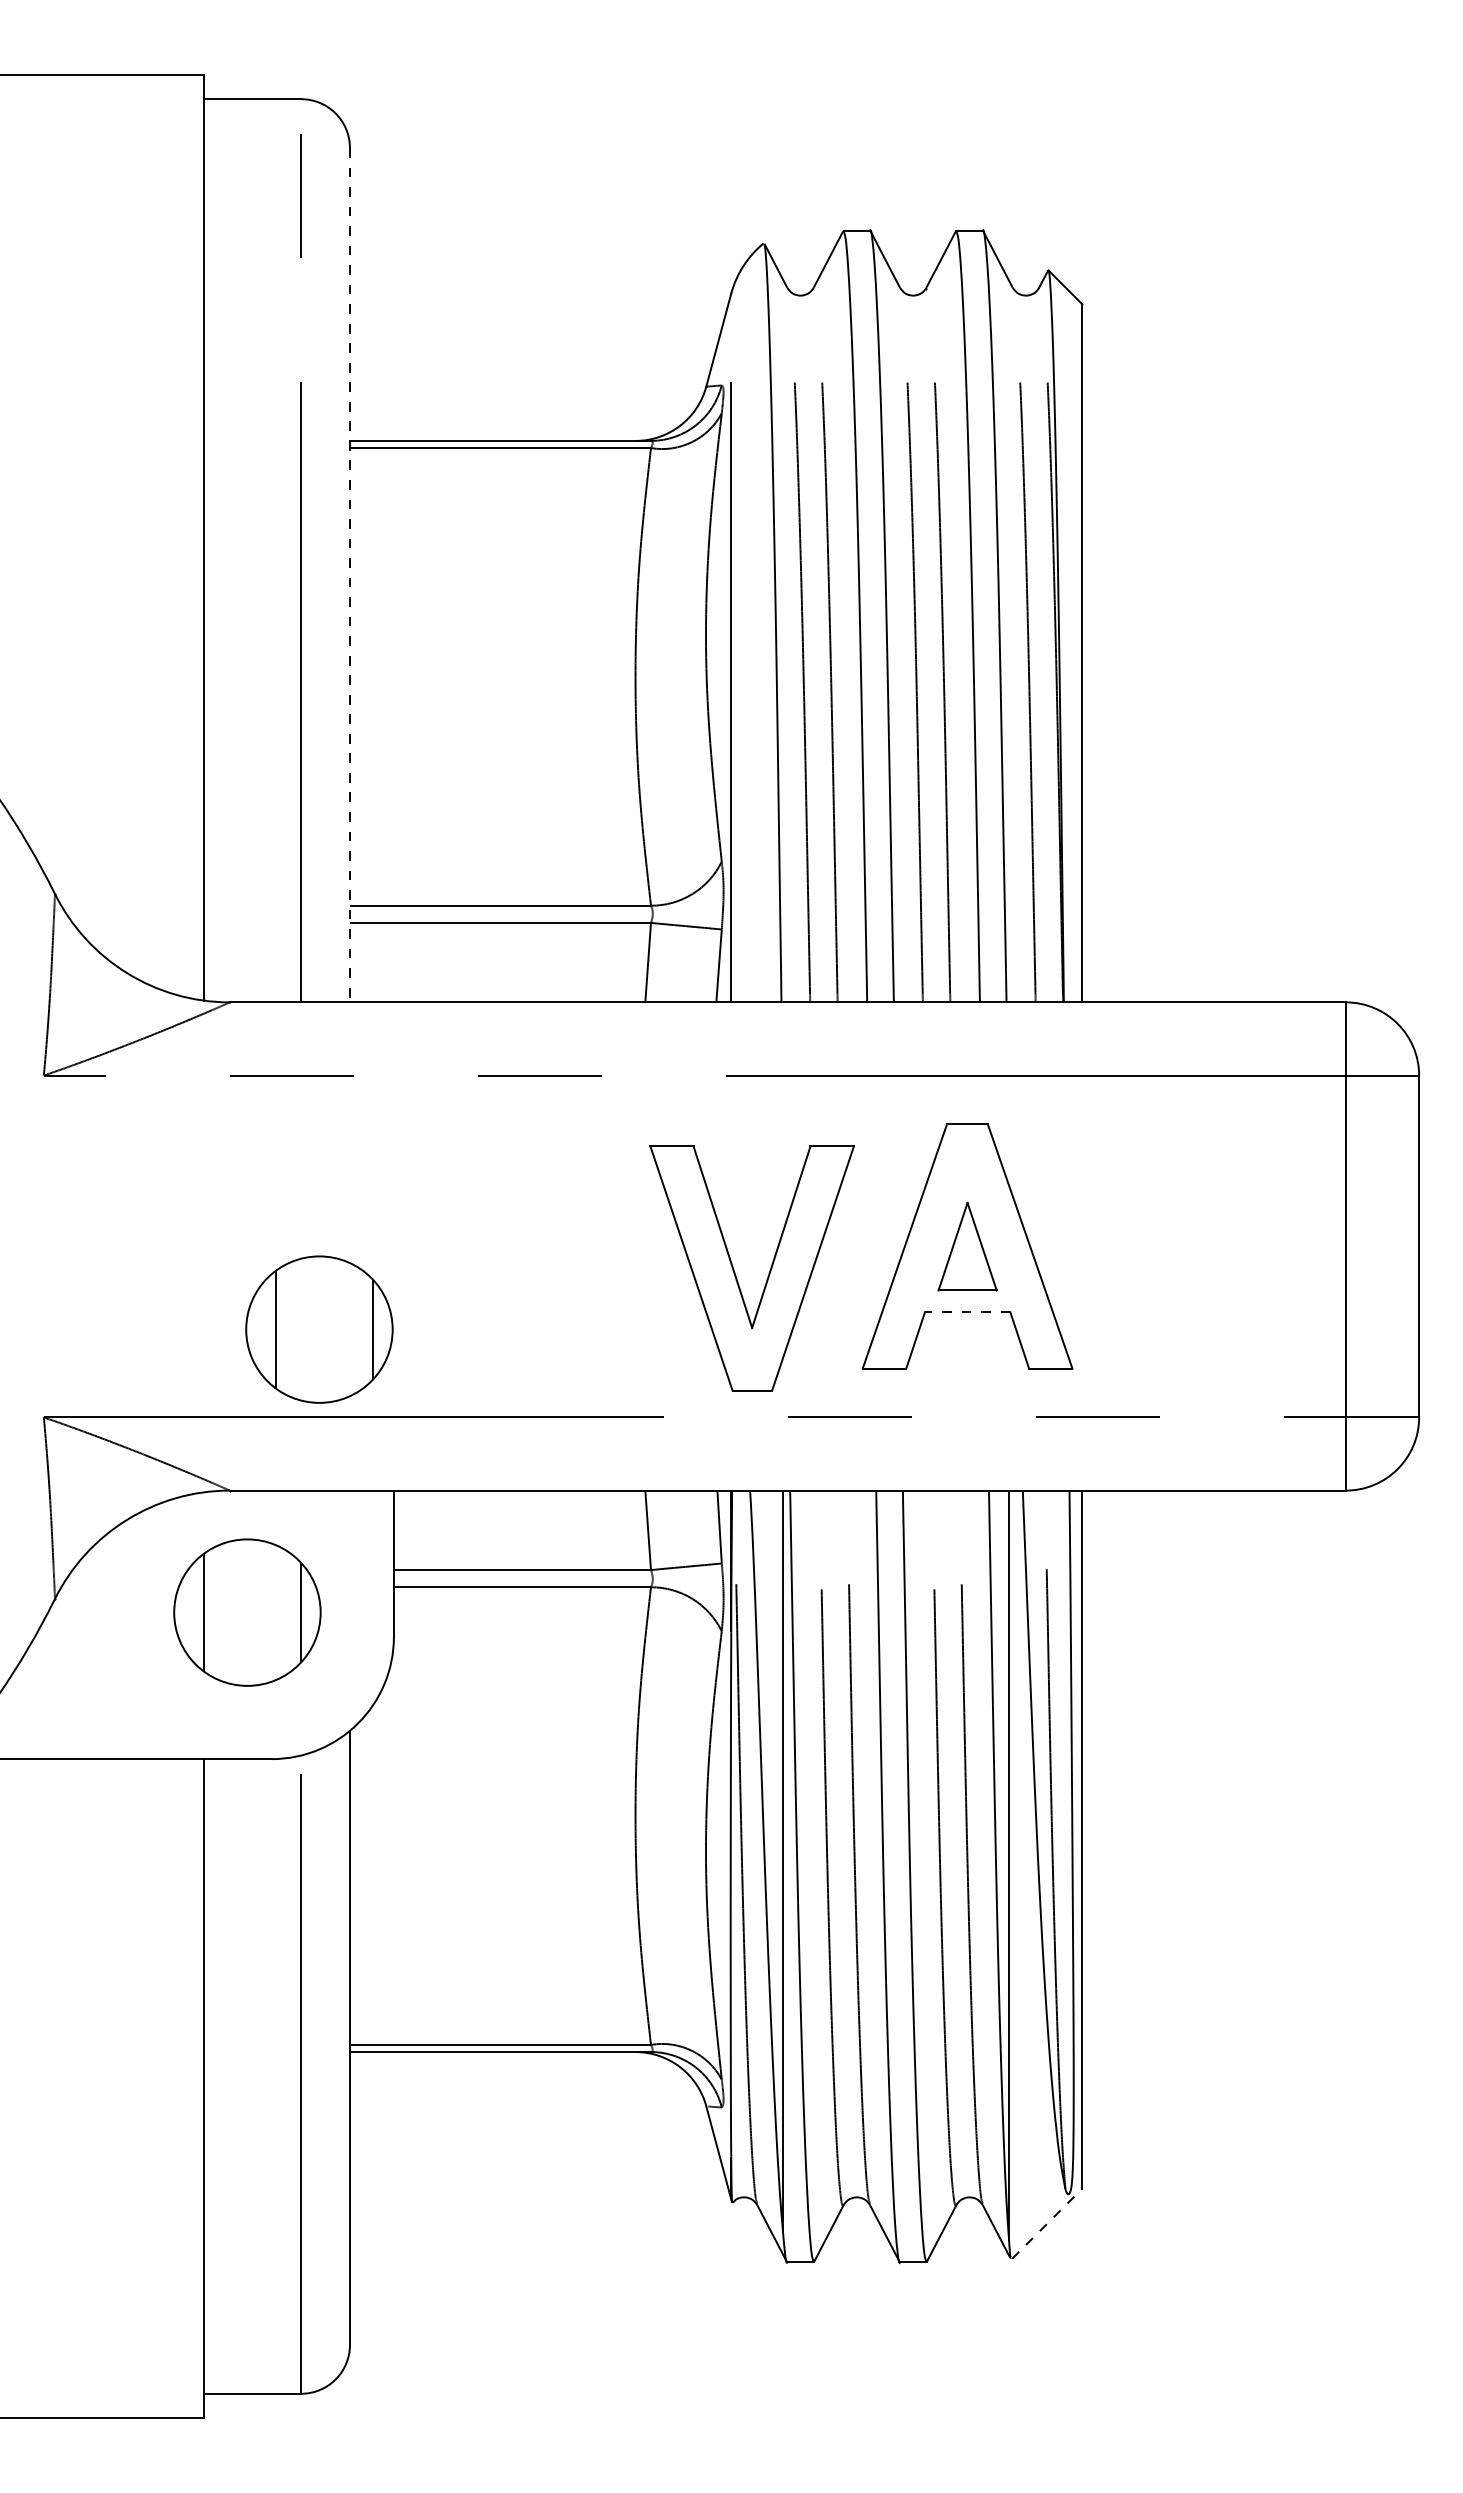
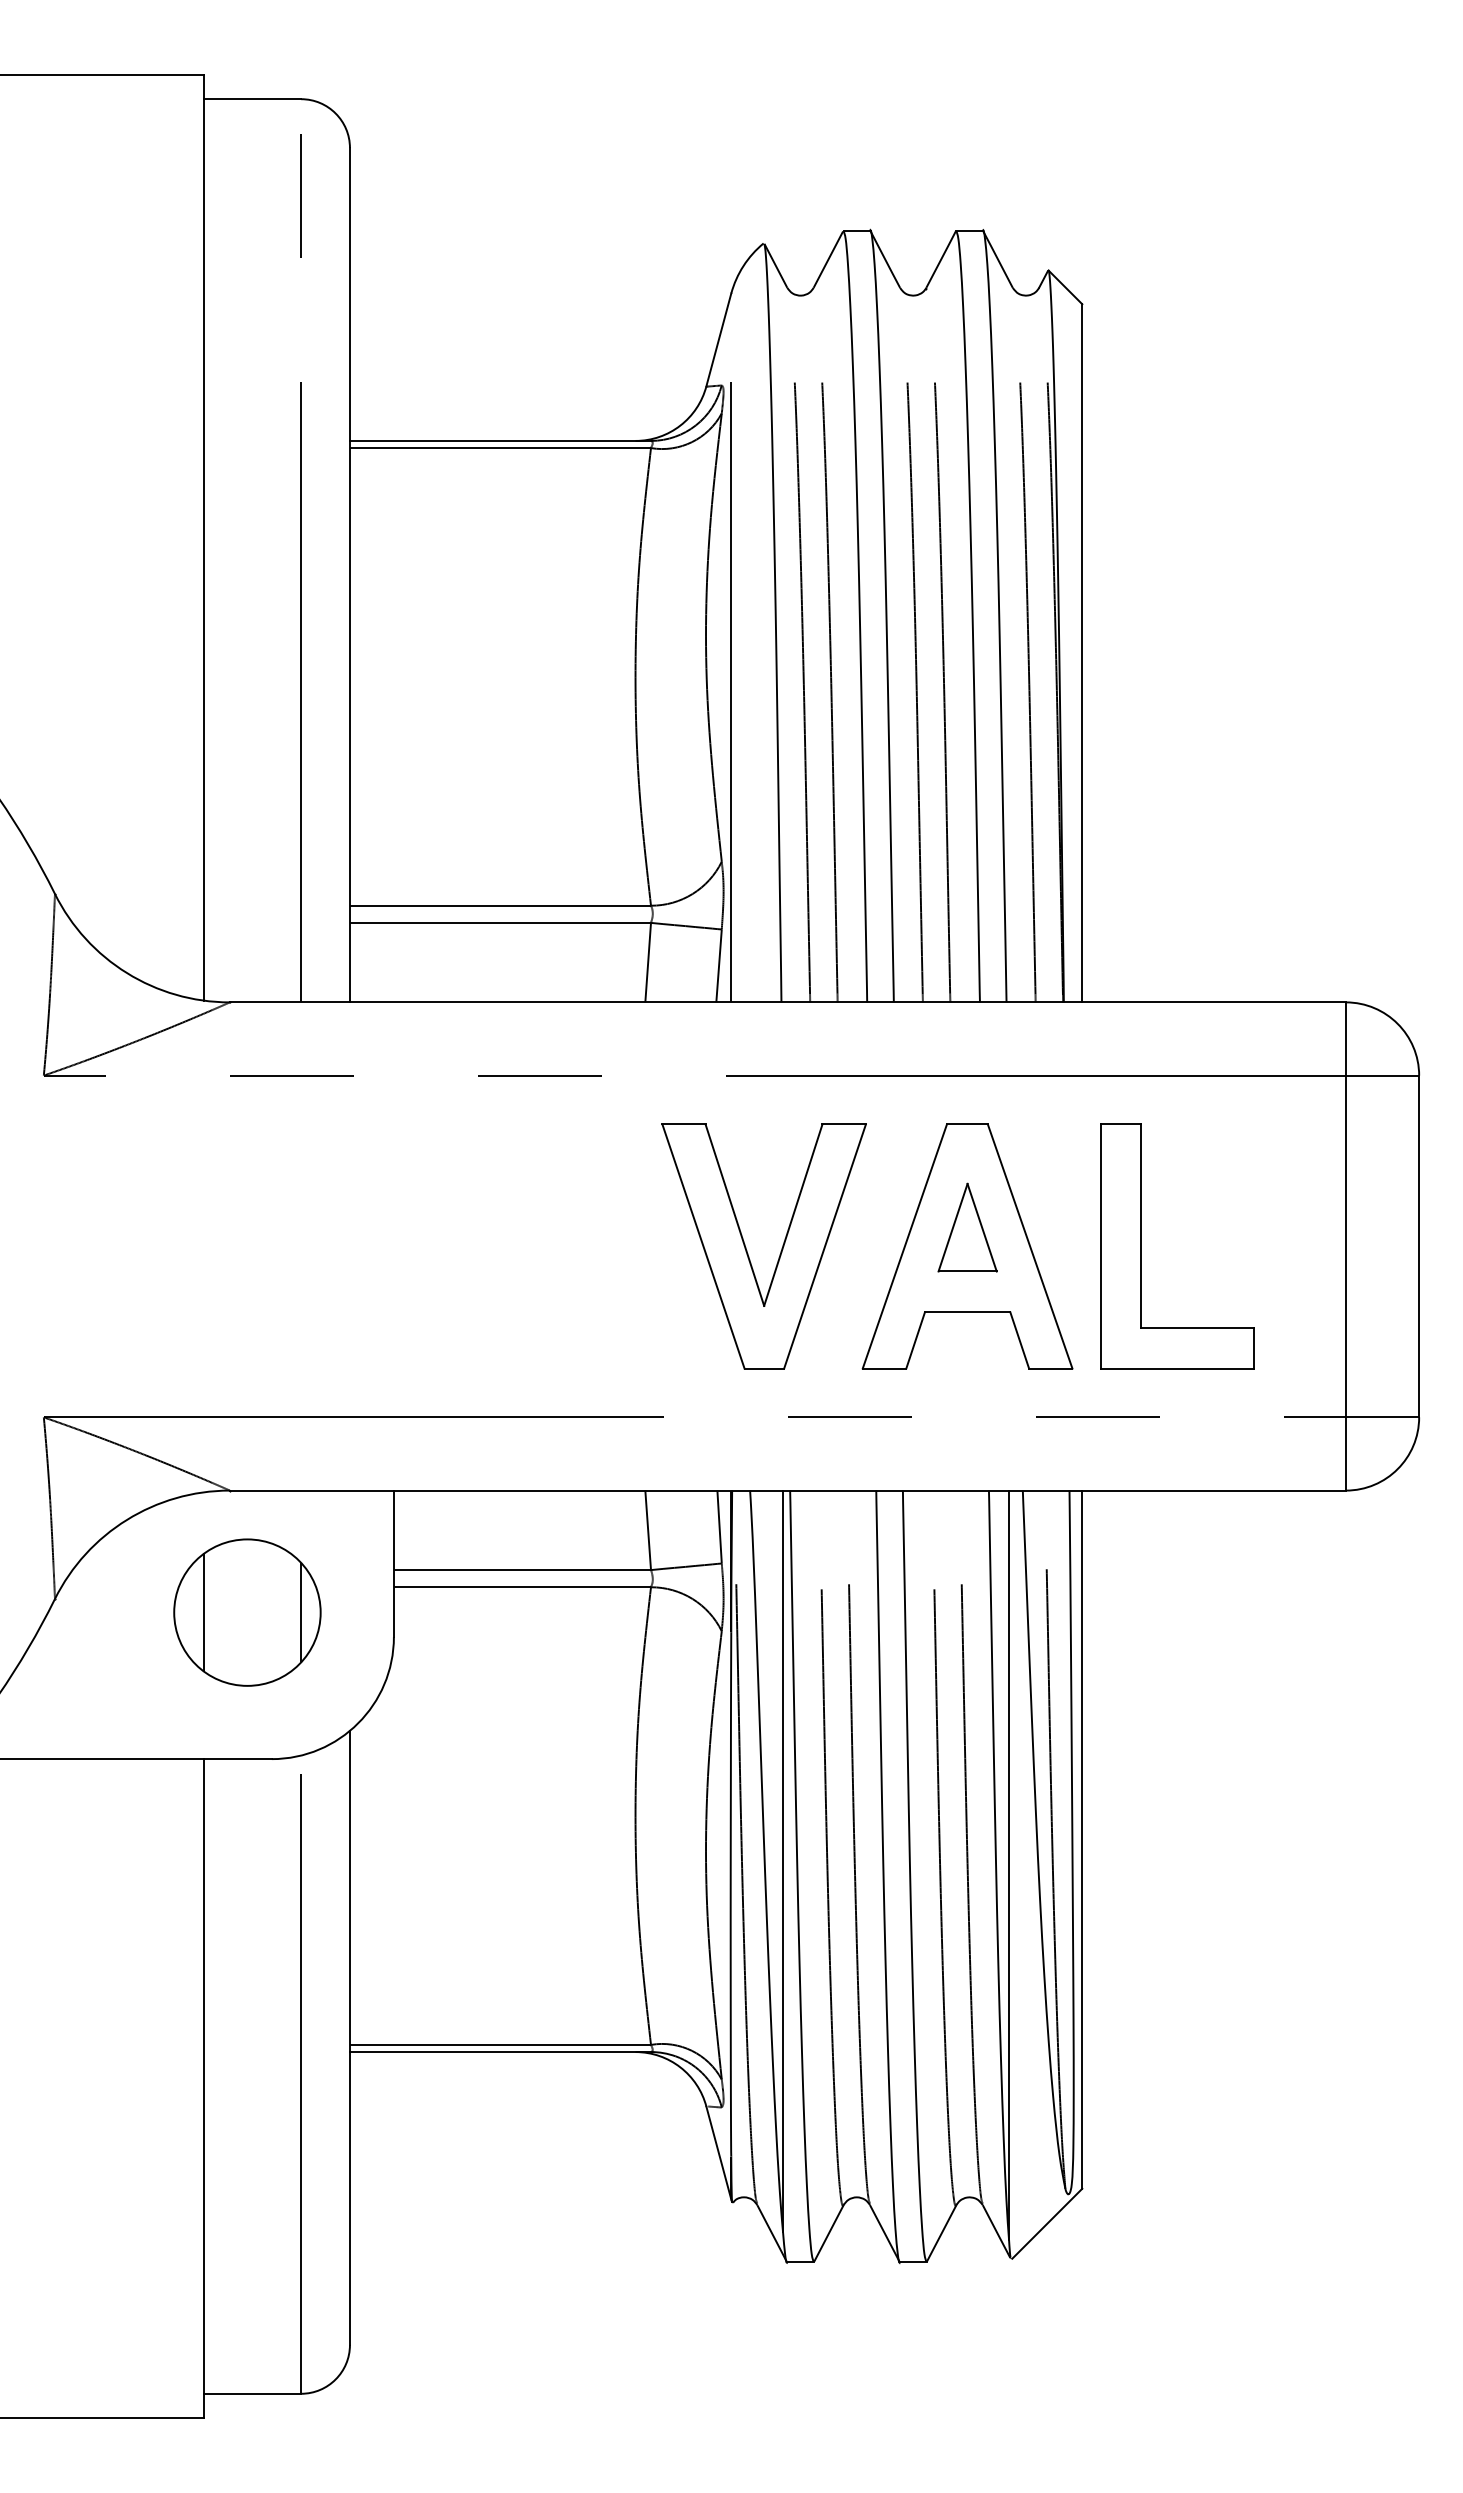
line: dashed -> solid (349, 575)
part position: (967, 1246) -> (967, 1227) (967, 1227)
part: none -> present (1141, 1246)
part position: (735, 1272) -> (747, 1250) (747, 1250)
line: dashed -> solid (967, 1312)
part: present -> none (319, 1329)
line: dashed -> solid (1047, 2223)
